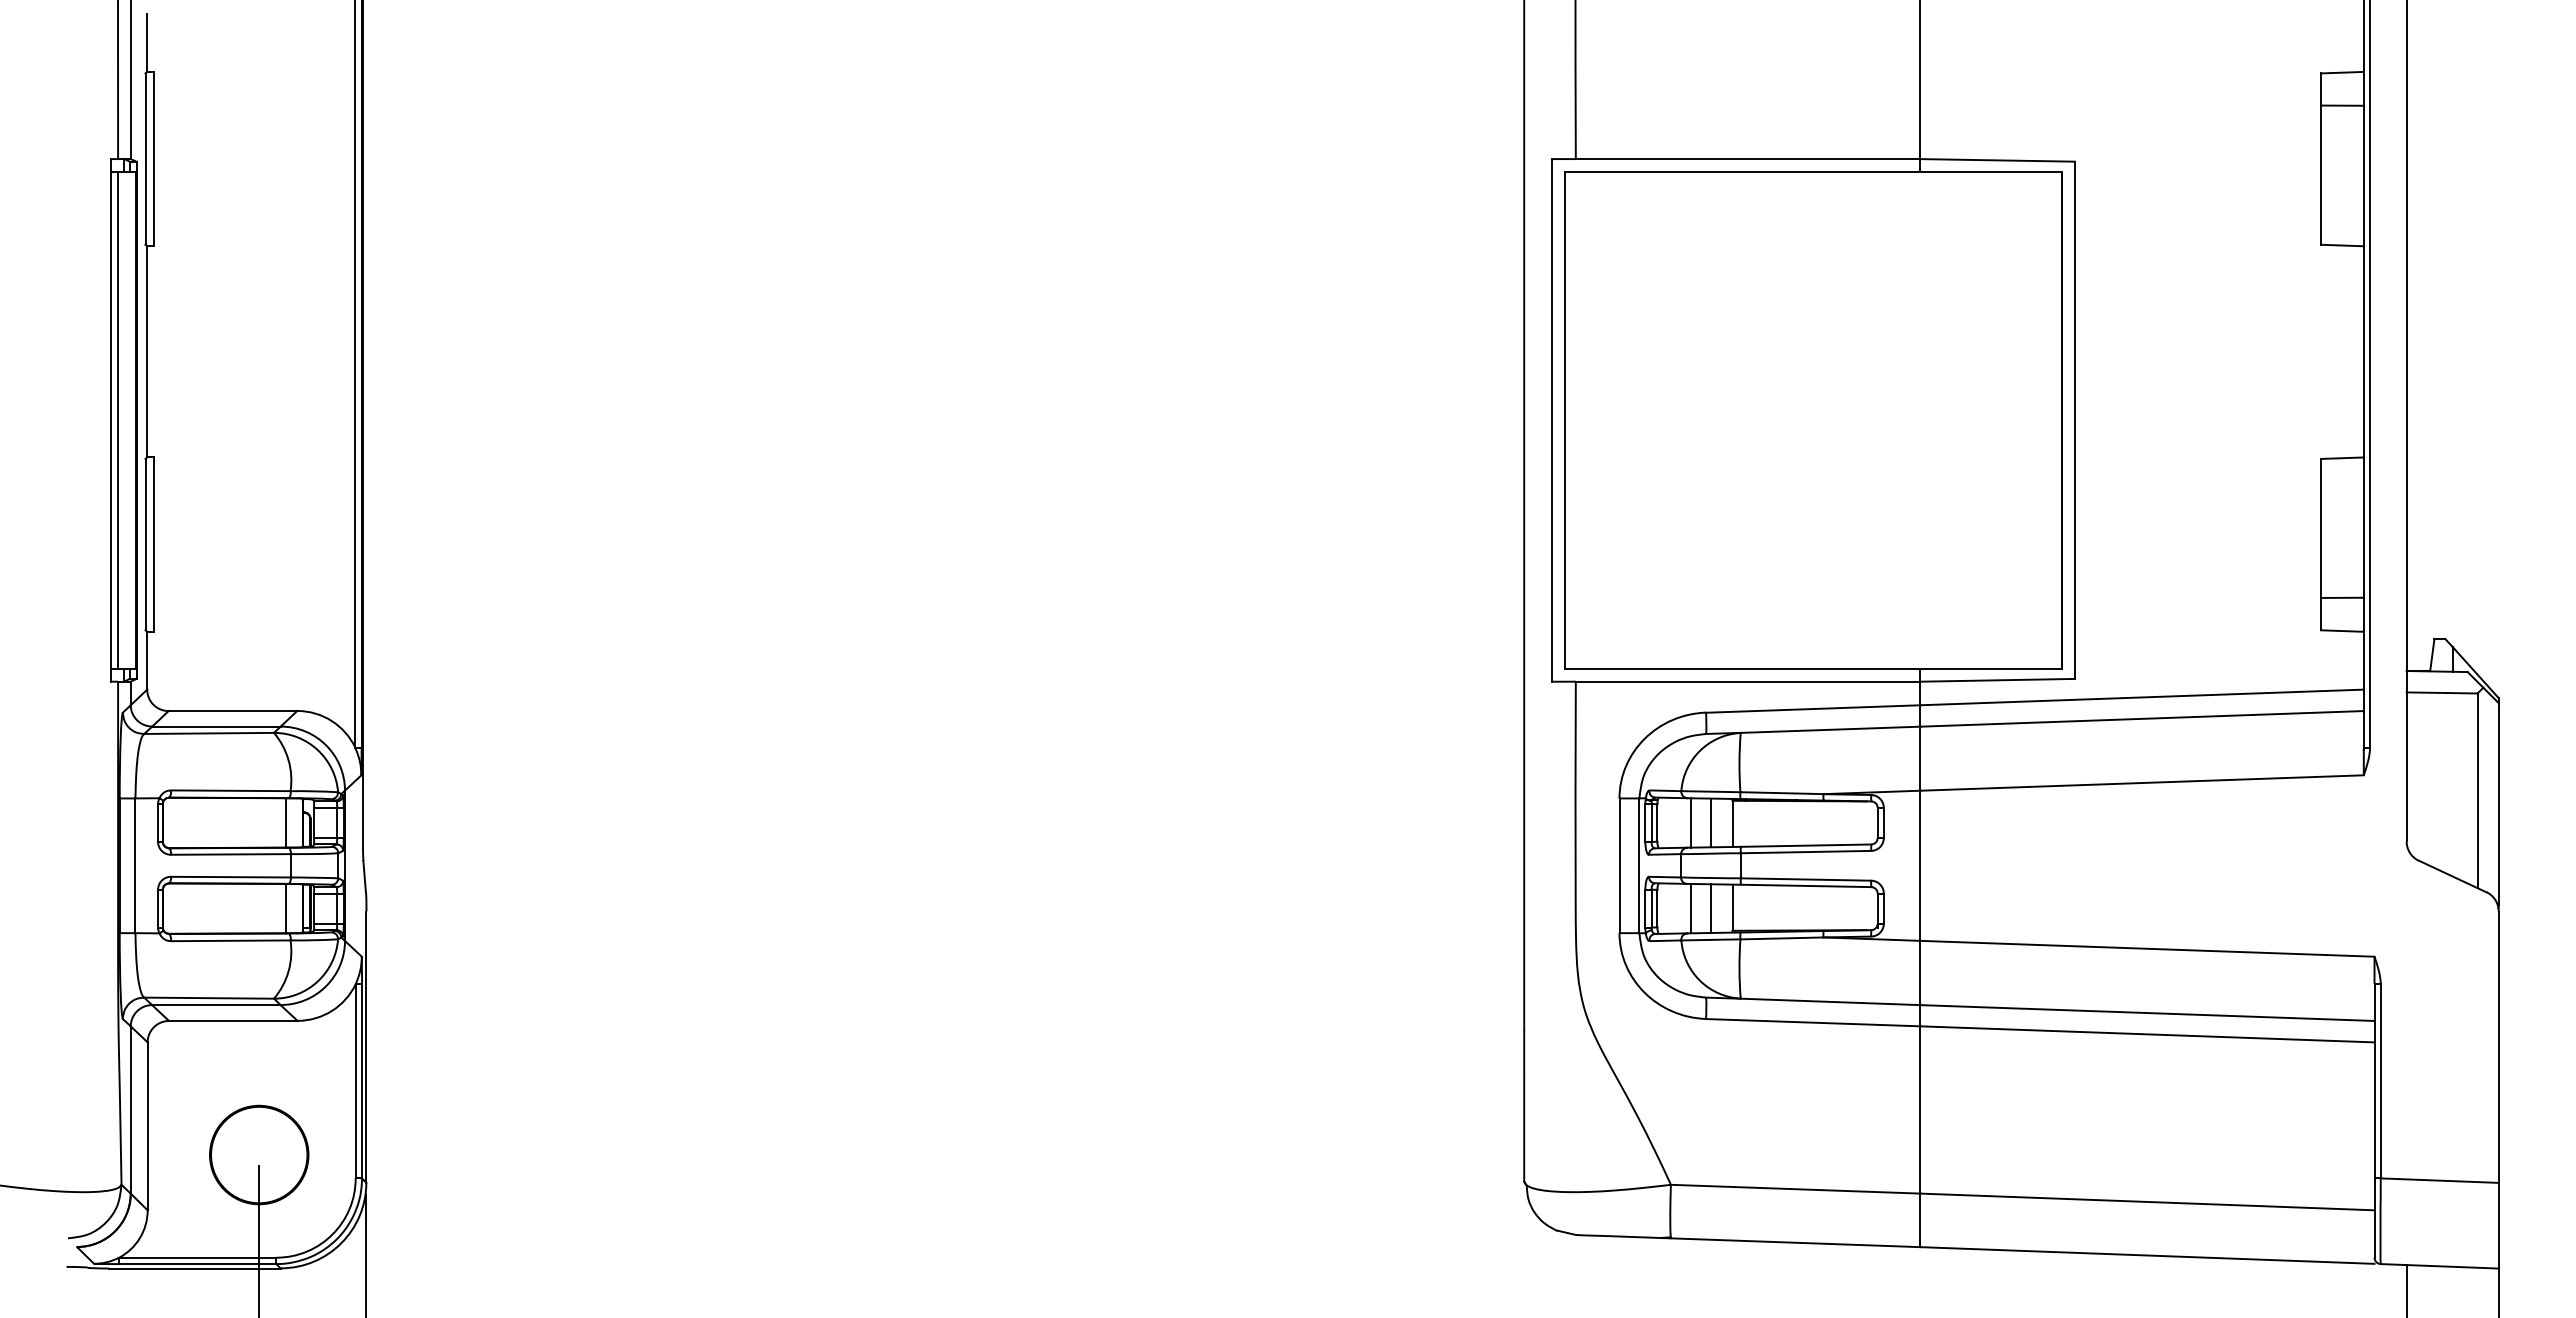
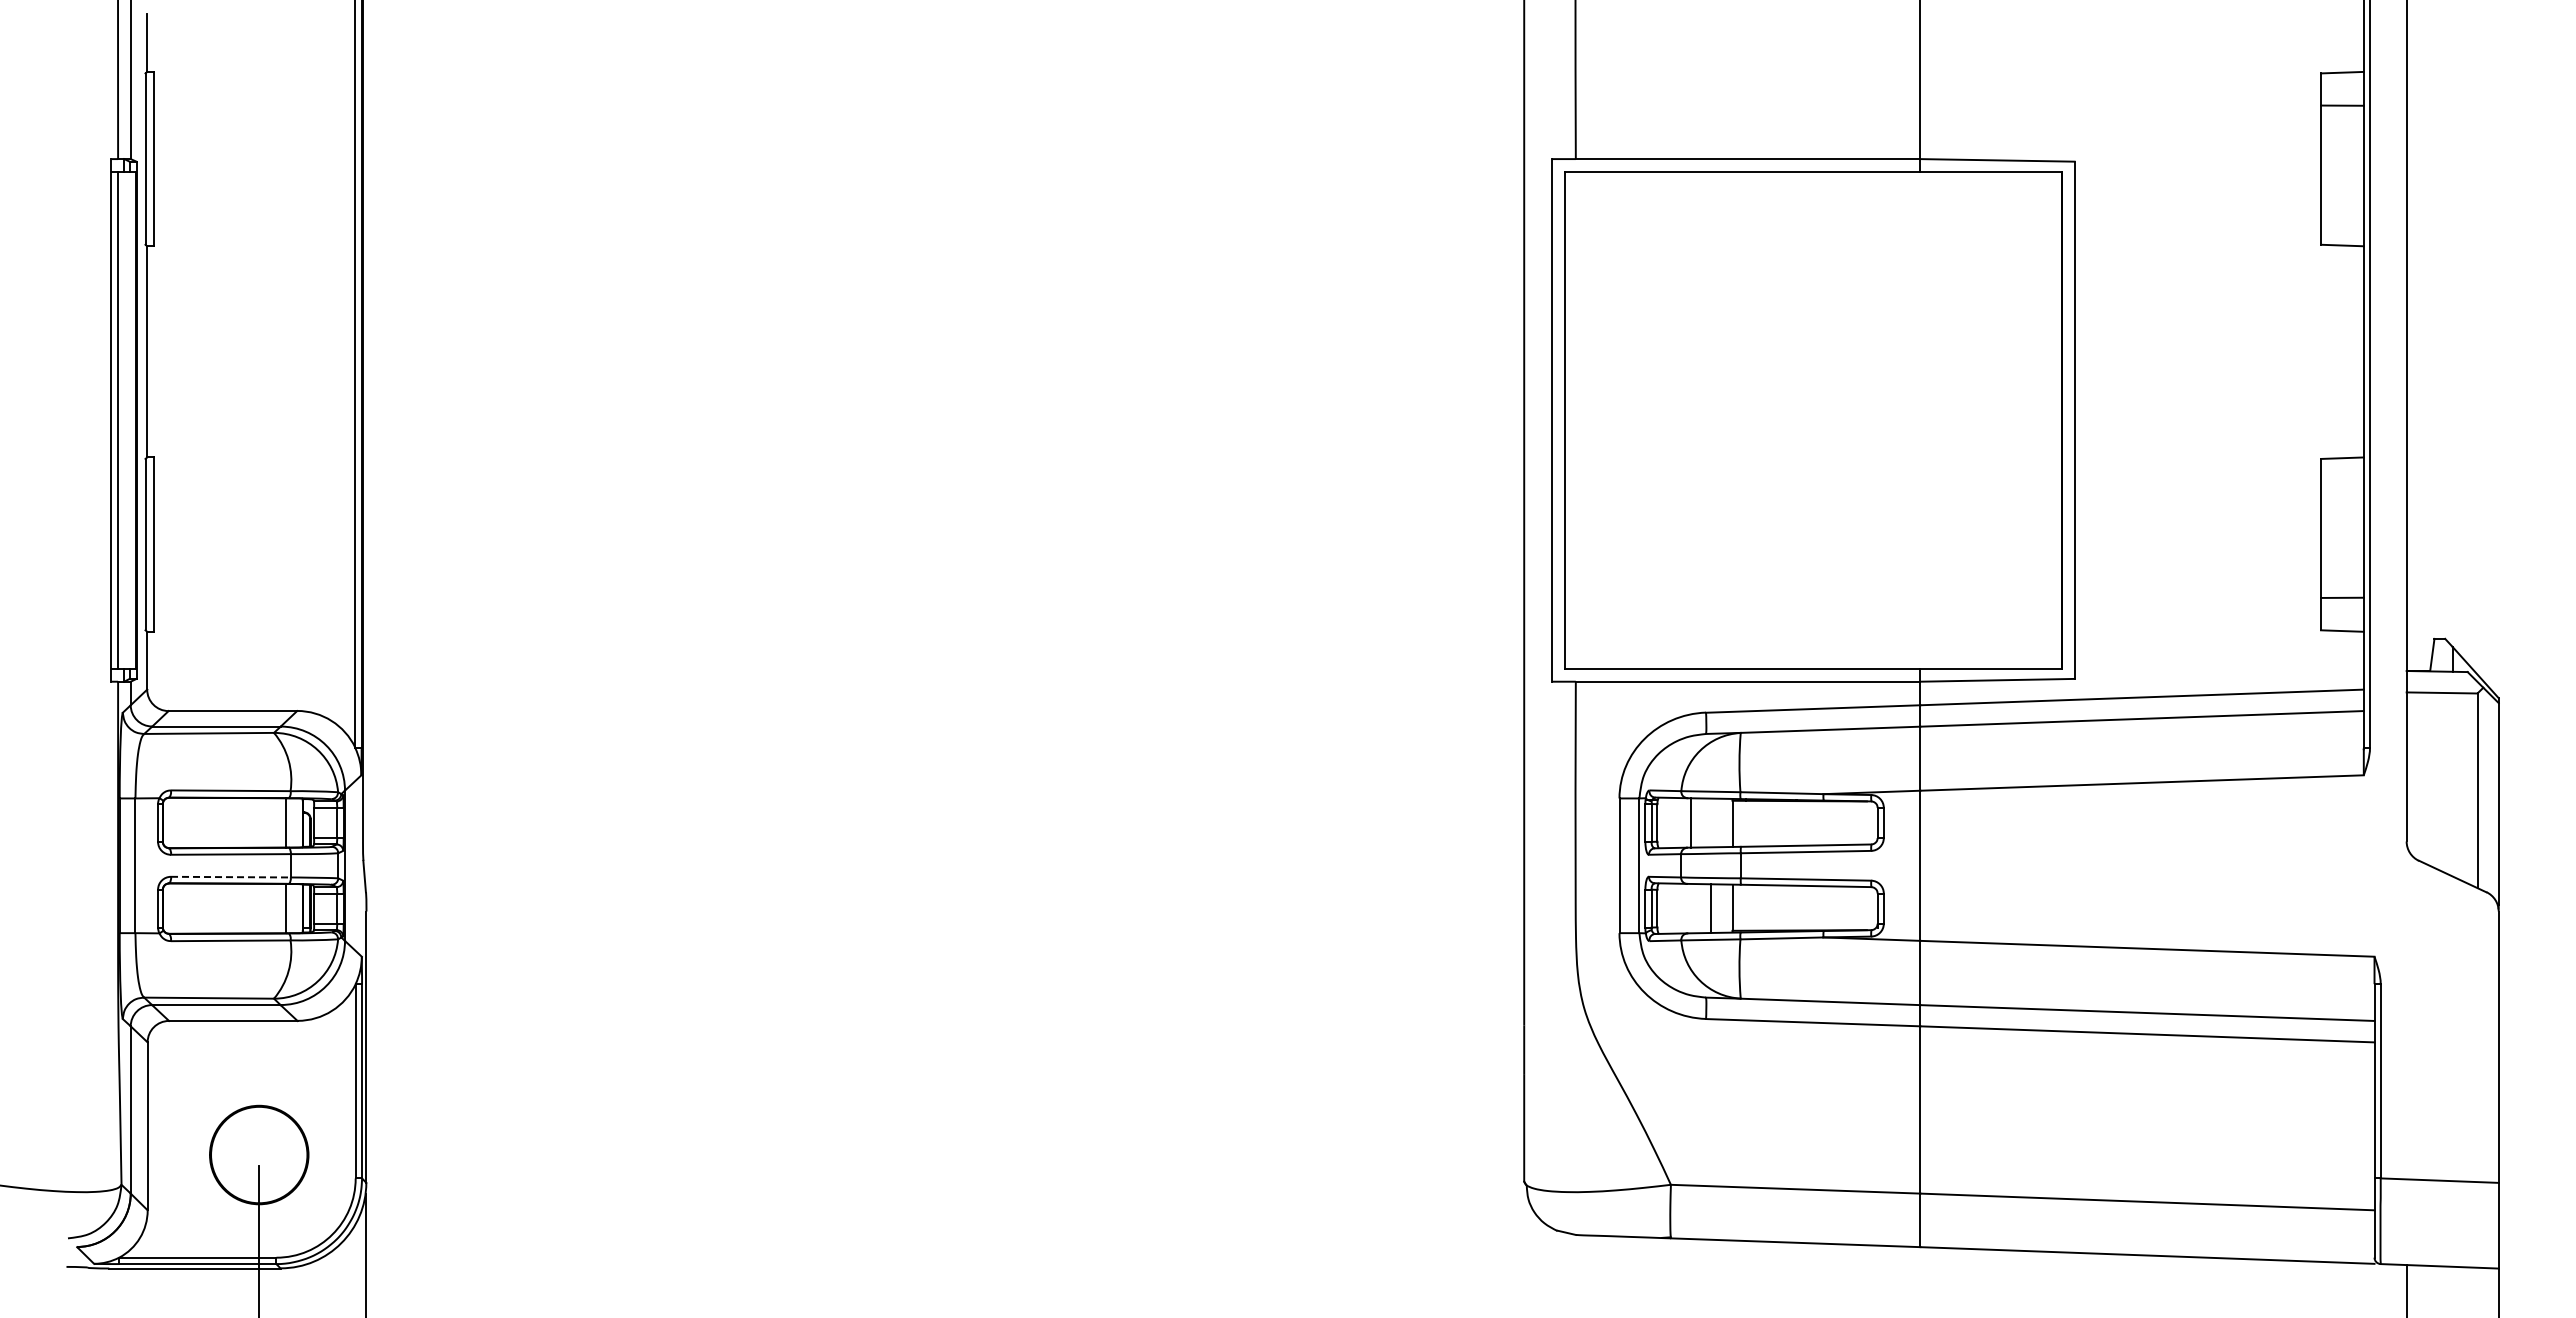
line: present -> none (1710, 822)
line: solid -> dashed (230, 877)
line: present -> none (1690, 908)
